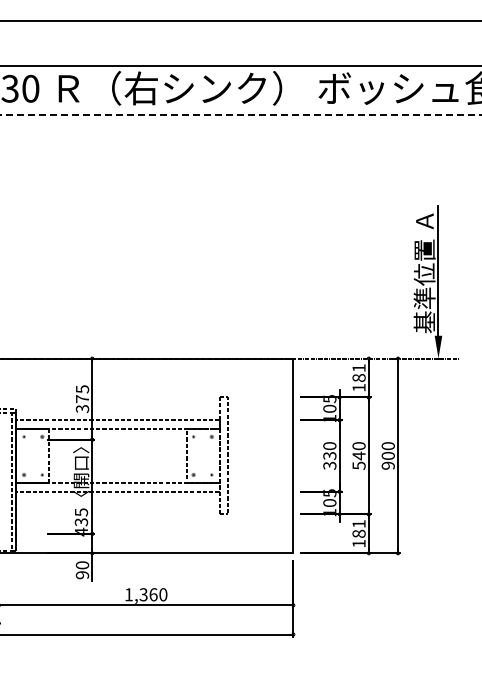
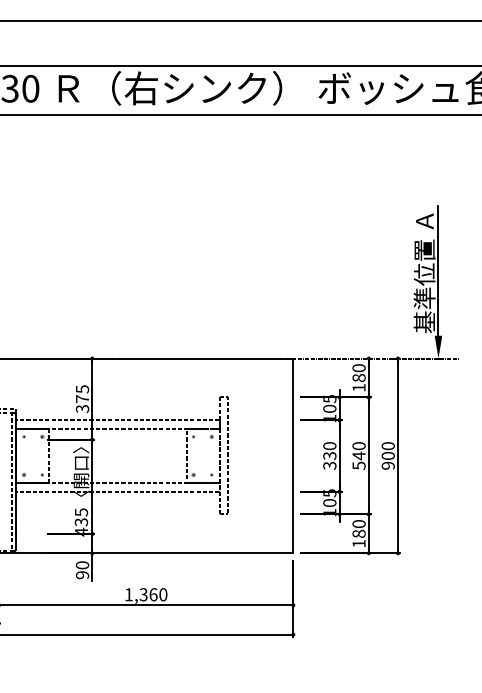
line: dashed -> solid (241, 115)
text: 181 -> 180 (358, 368)
text: 181 -> 180 (358, 523)
